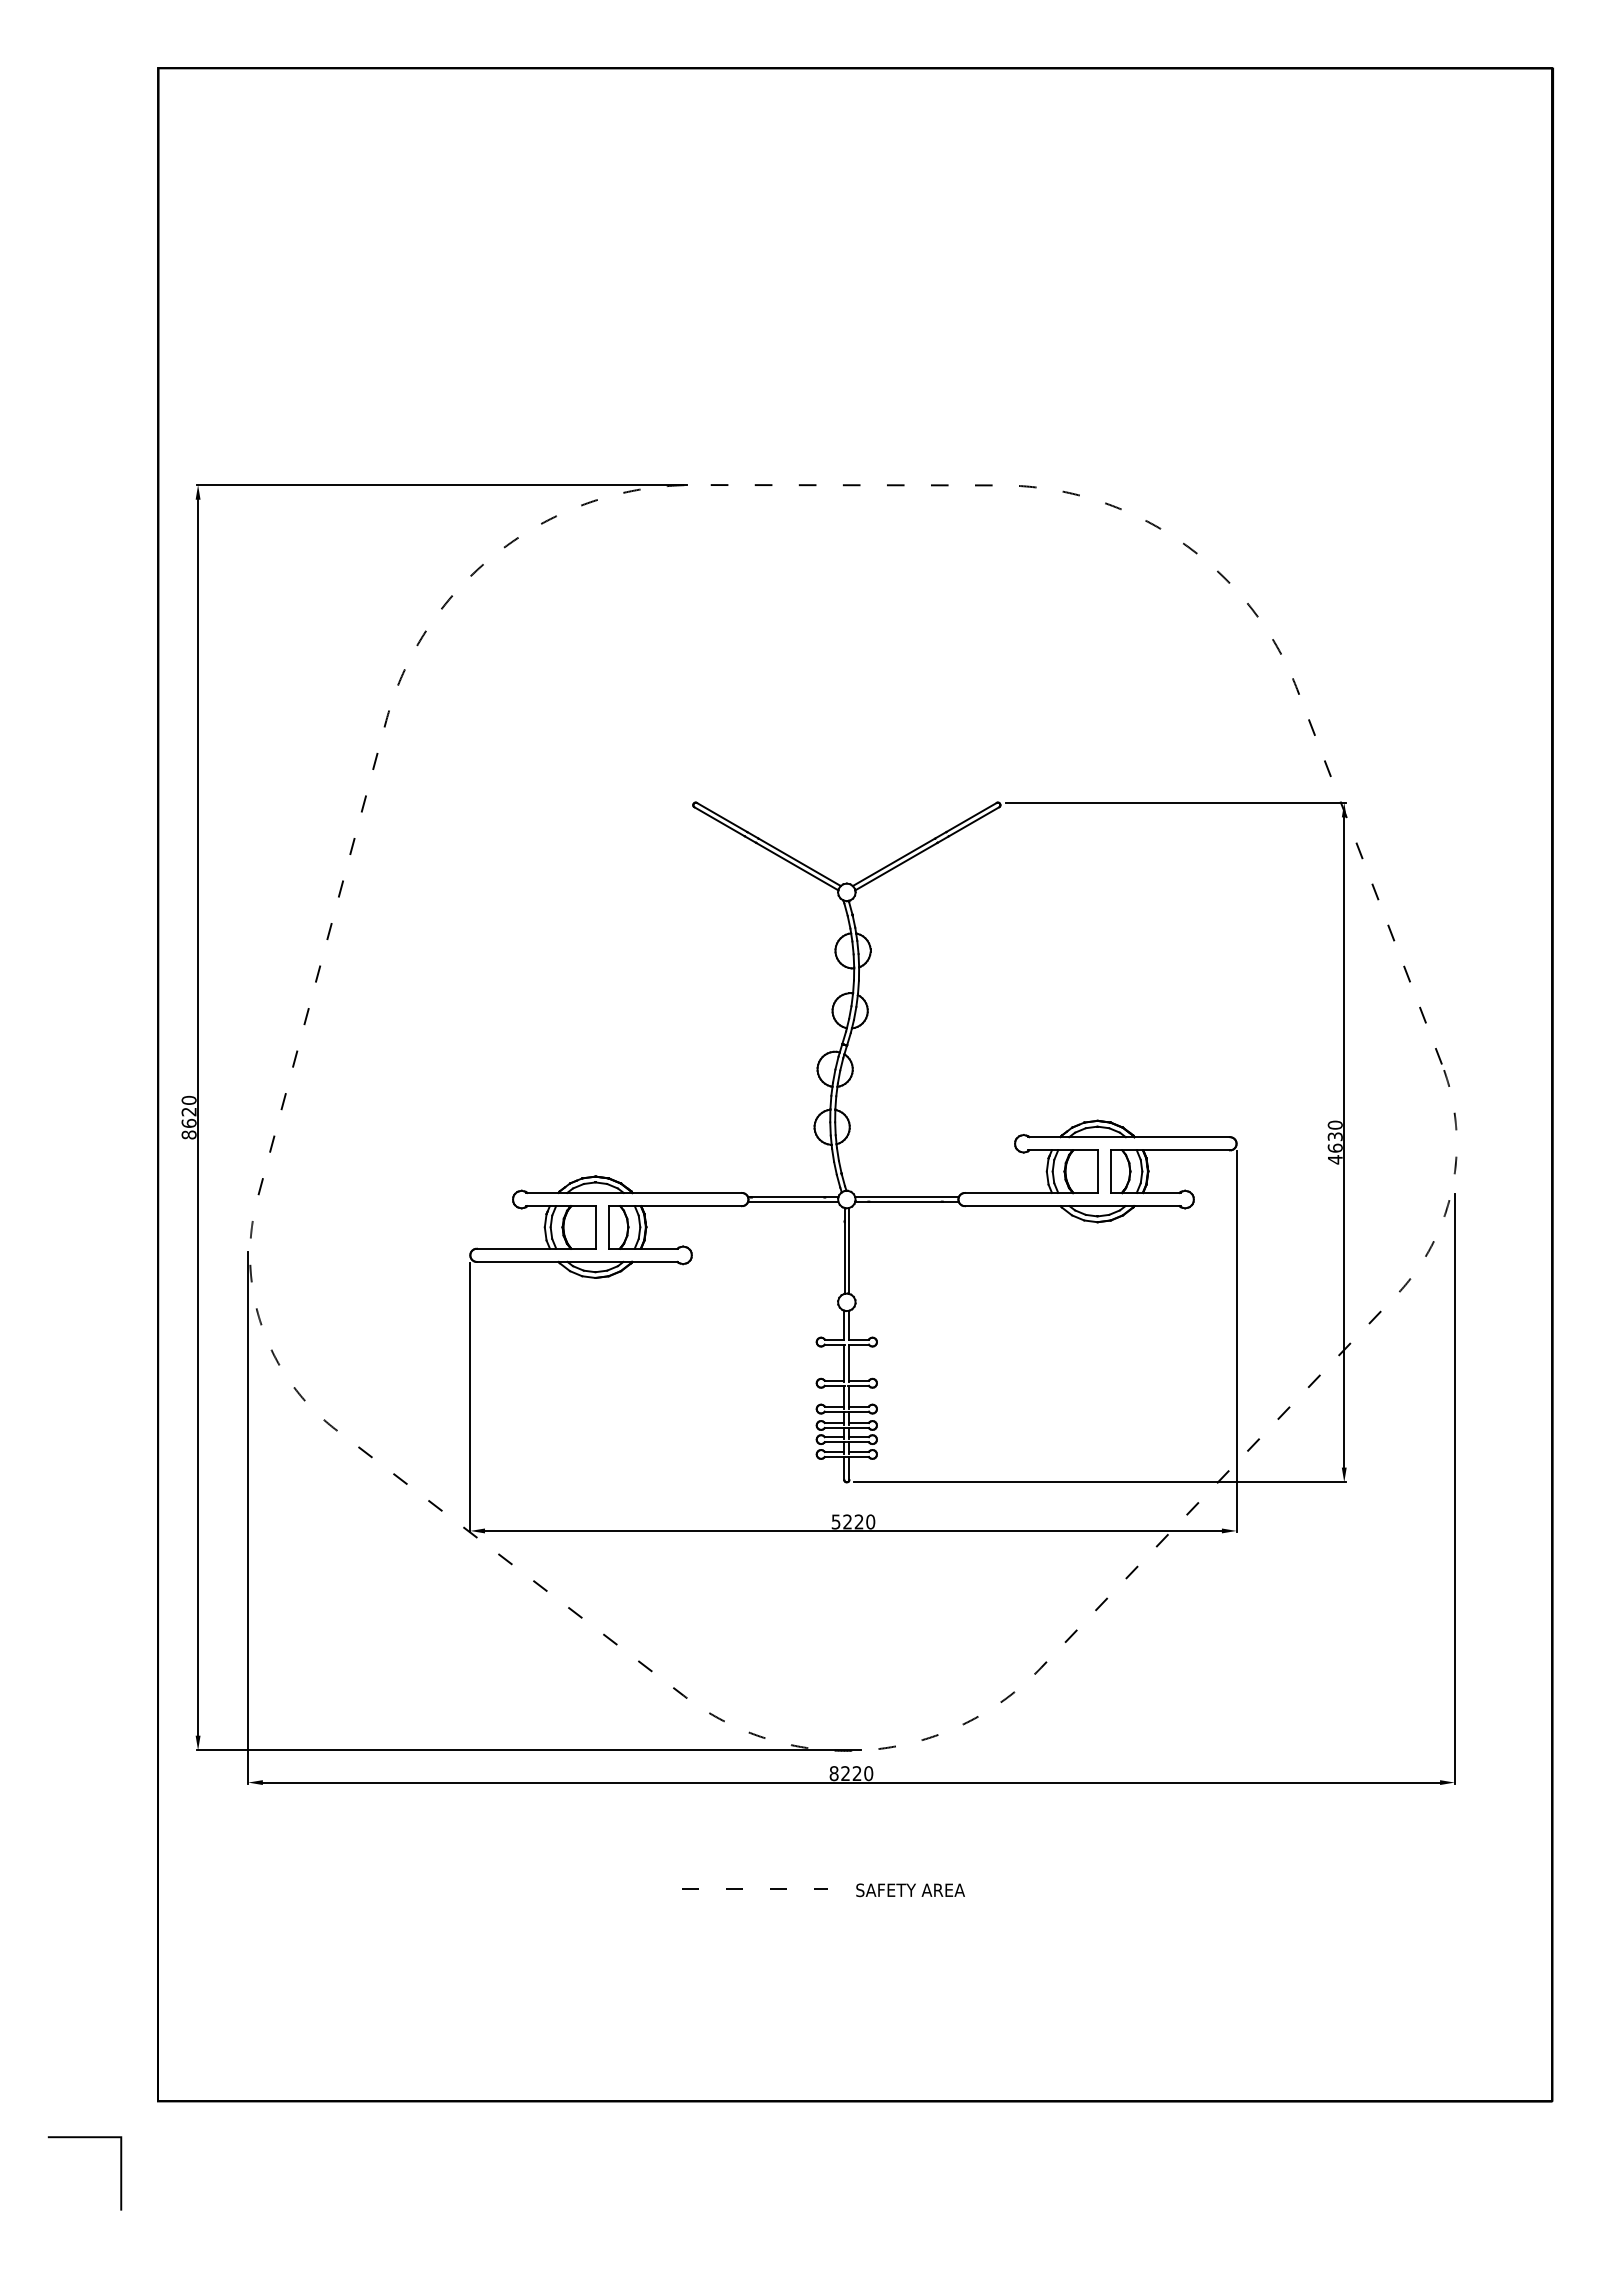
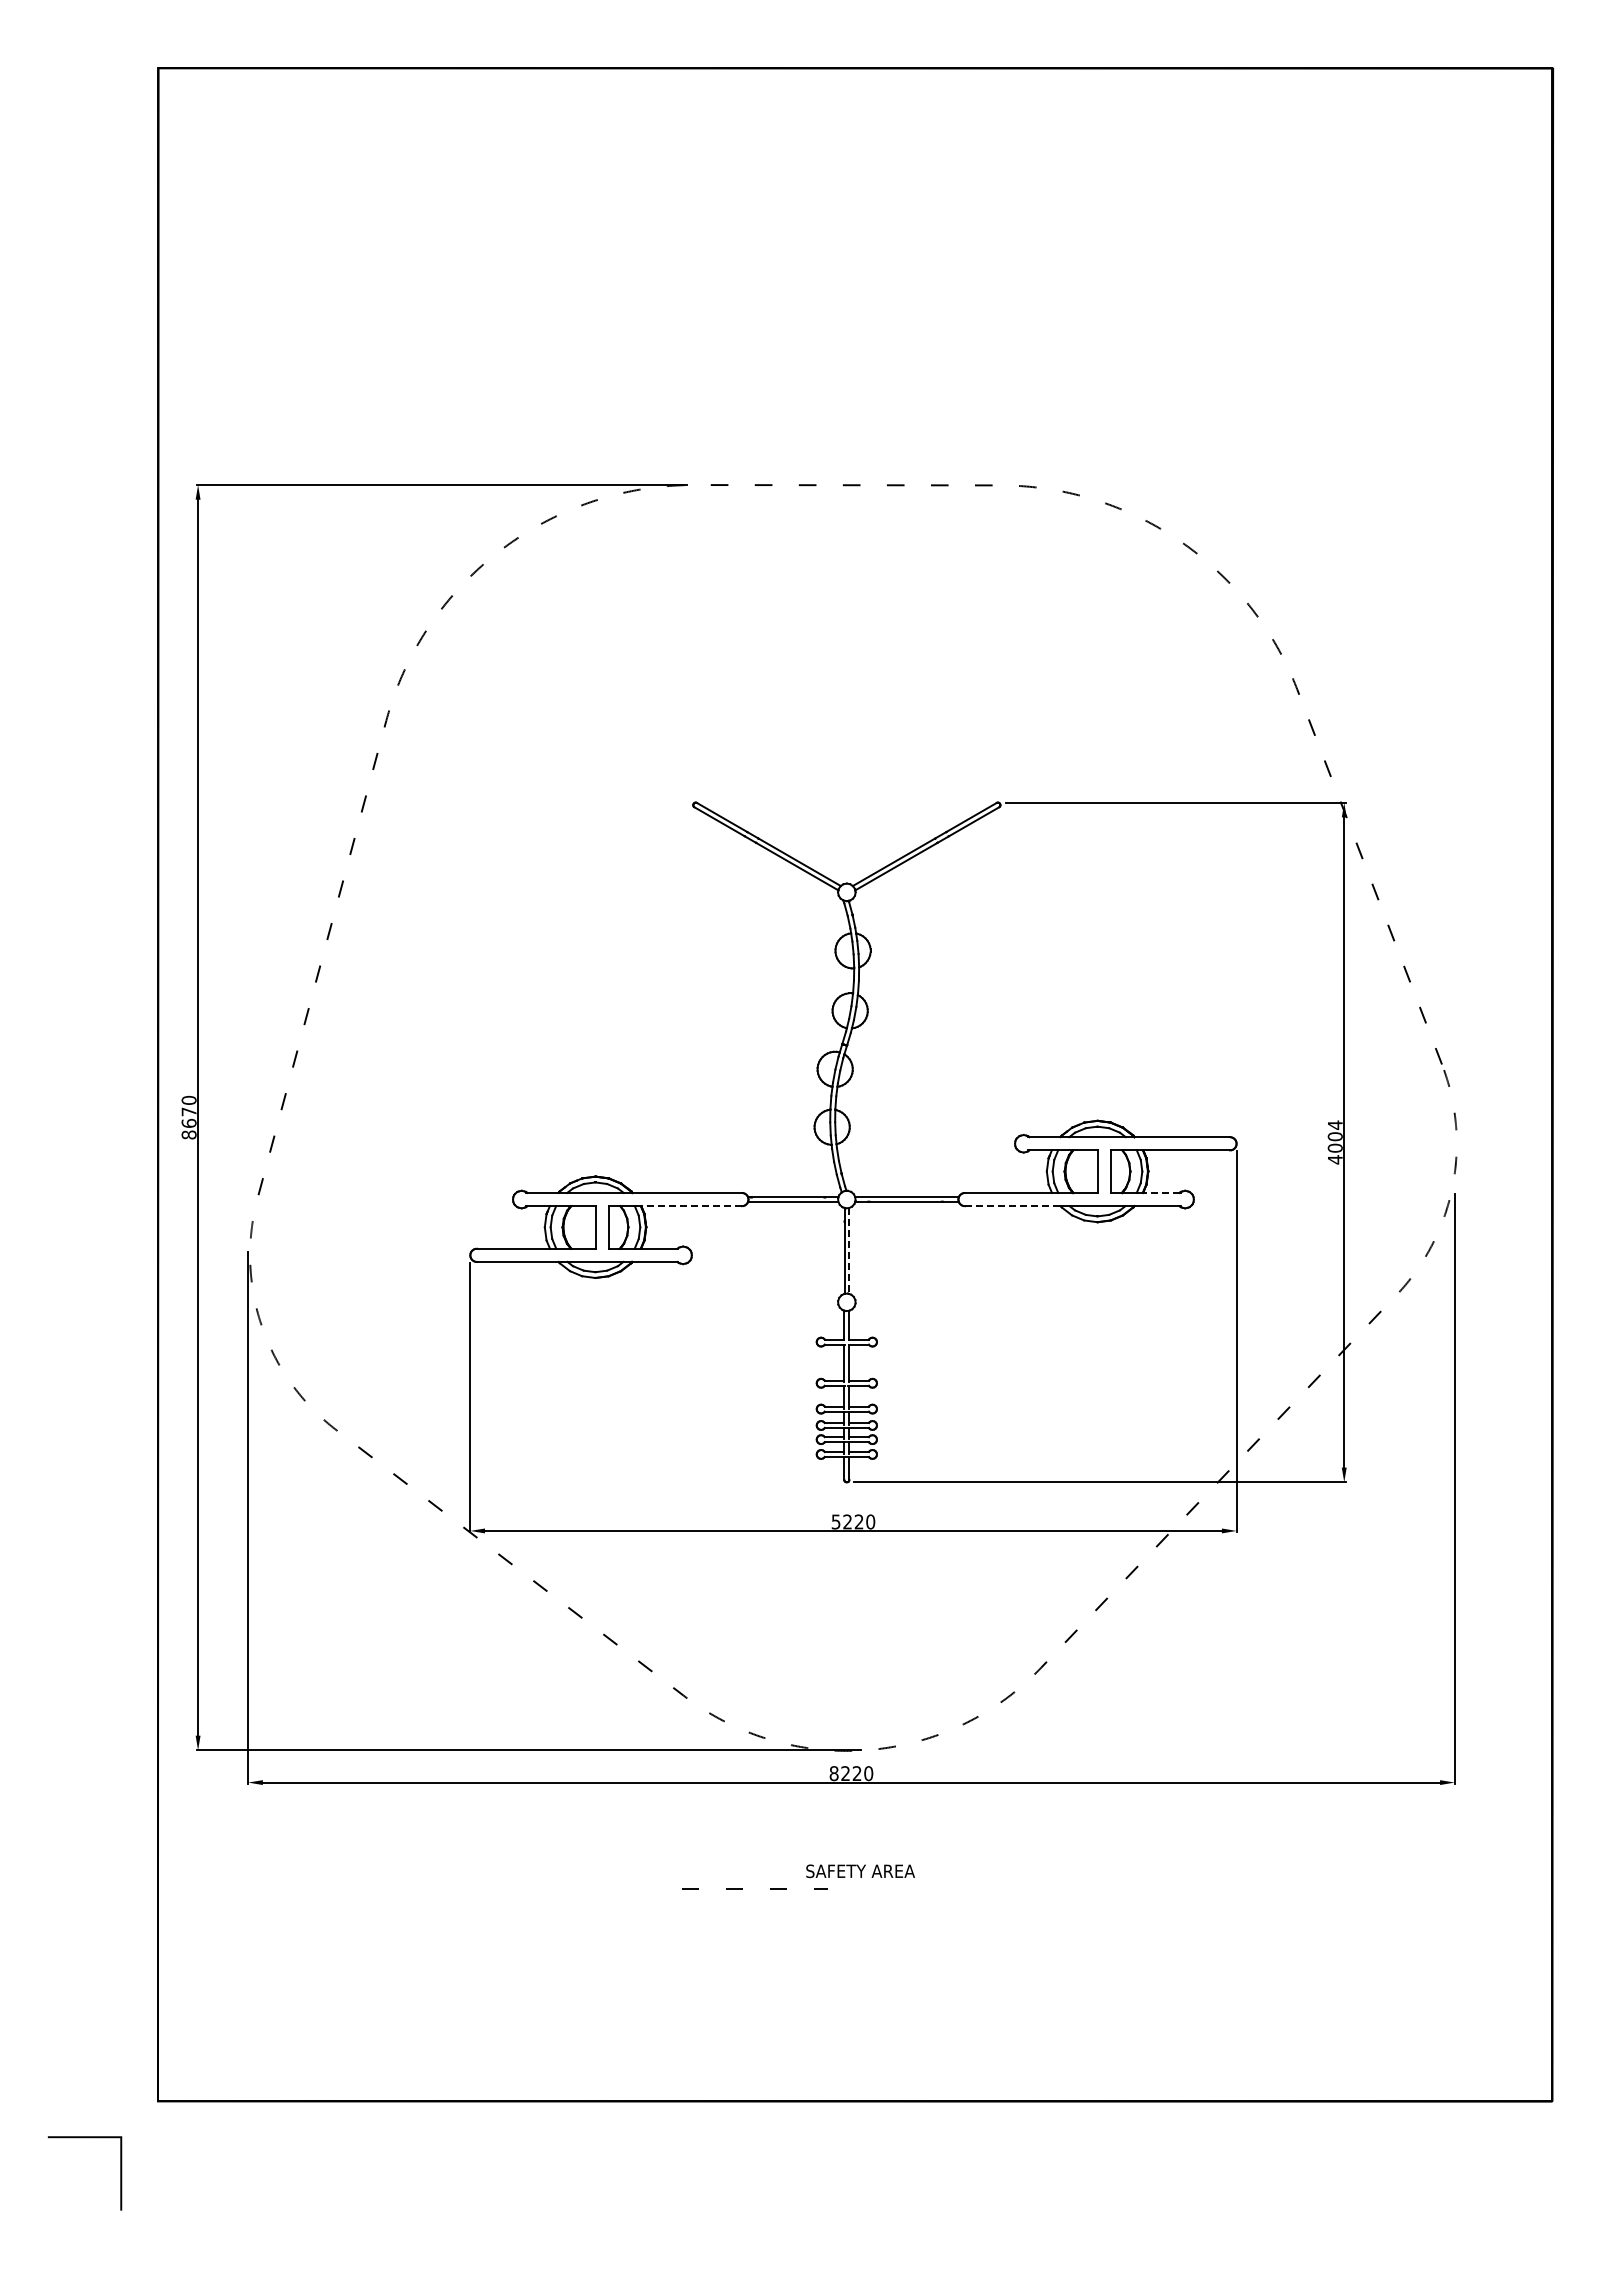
text: 8620 -> 8670 (188, 1111)
text: 4630 -> 4004 (1334, 1136)
line: solid -> dashed (1160, 1192)
line: solid -> dashed (691, 1206)
line: solid -> dashed (1012, 1206)
line: solid -> dashed (849, 1251)
text position: (910, 1890) -> (860, 1871) (860, 1871)
